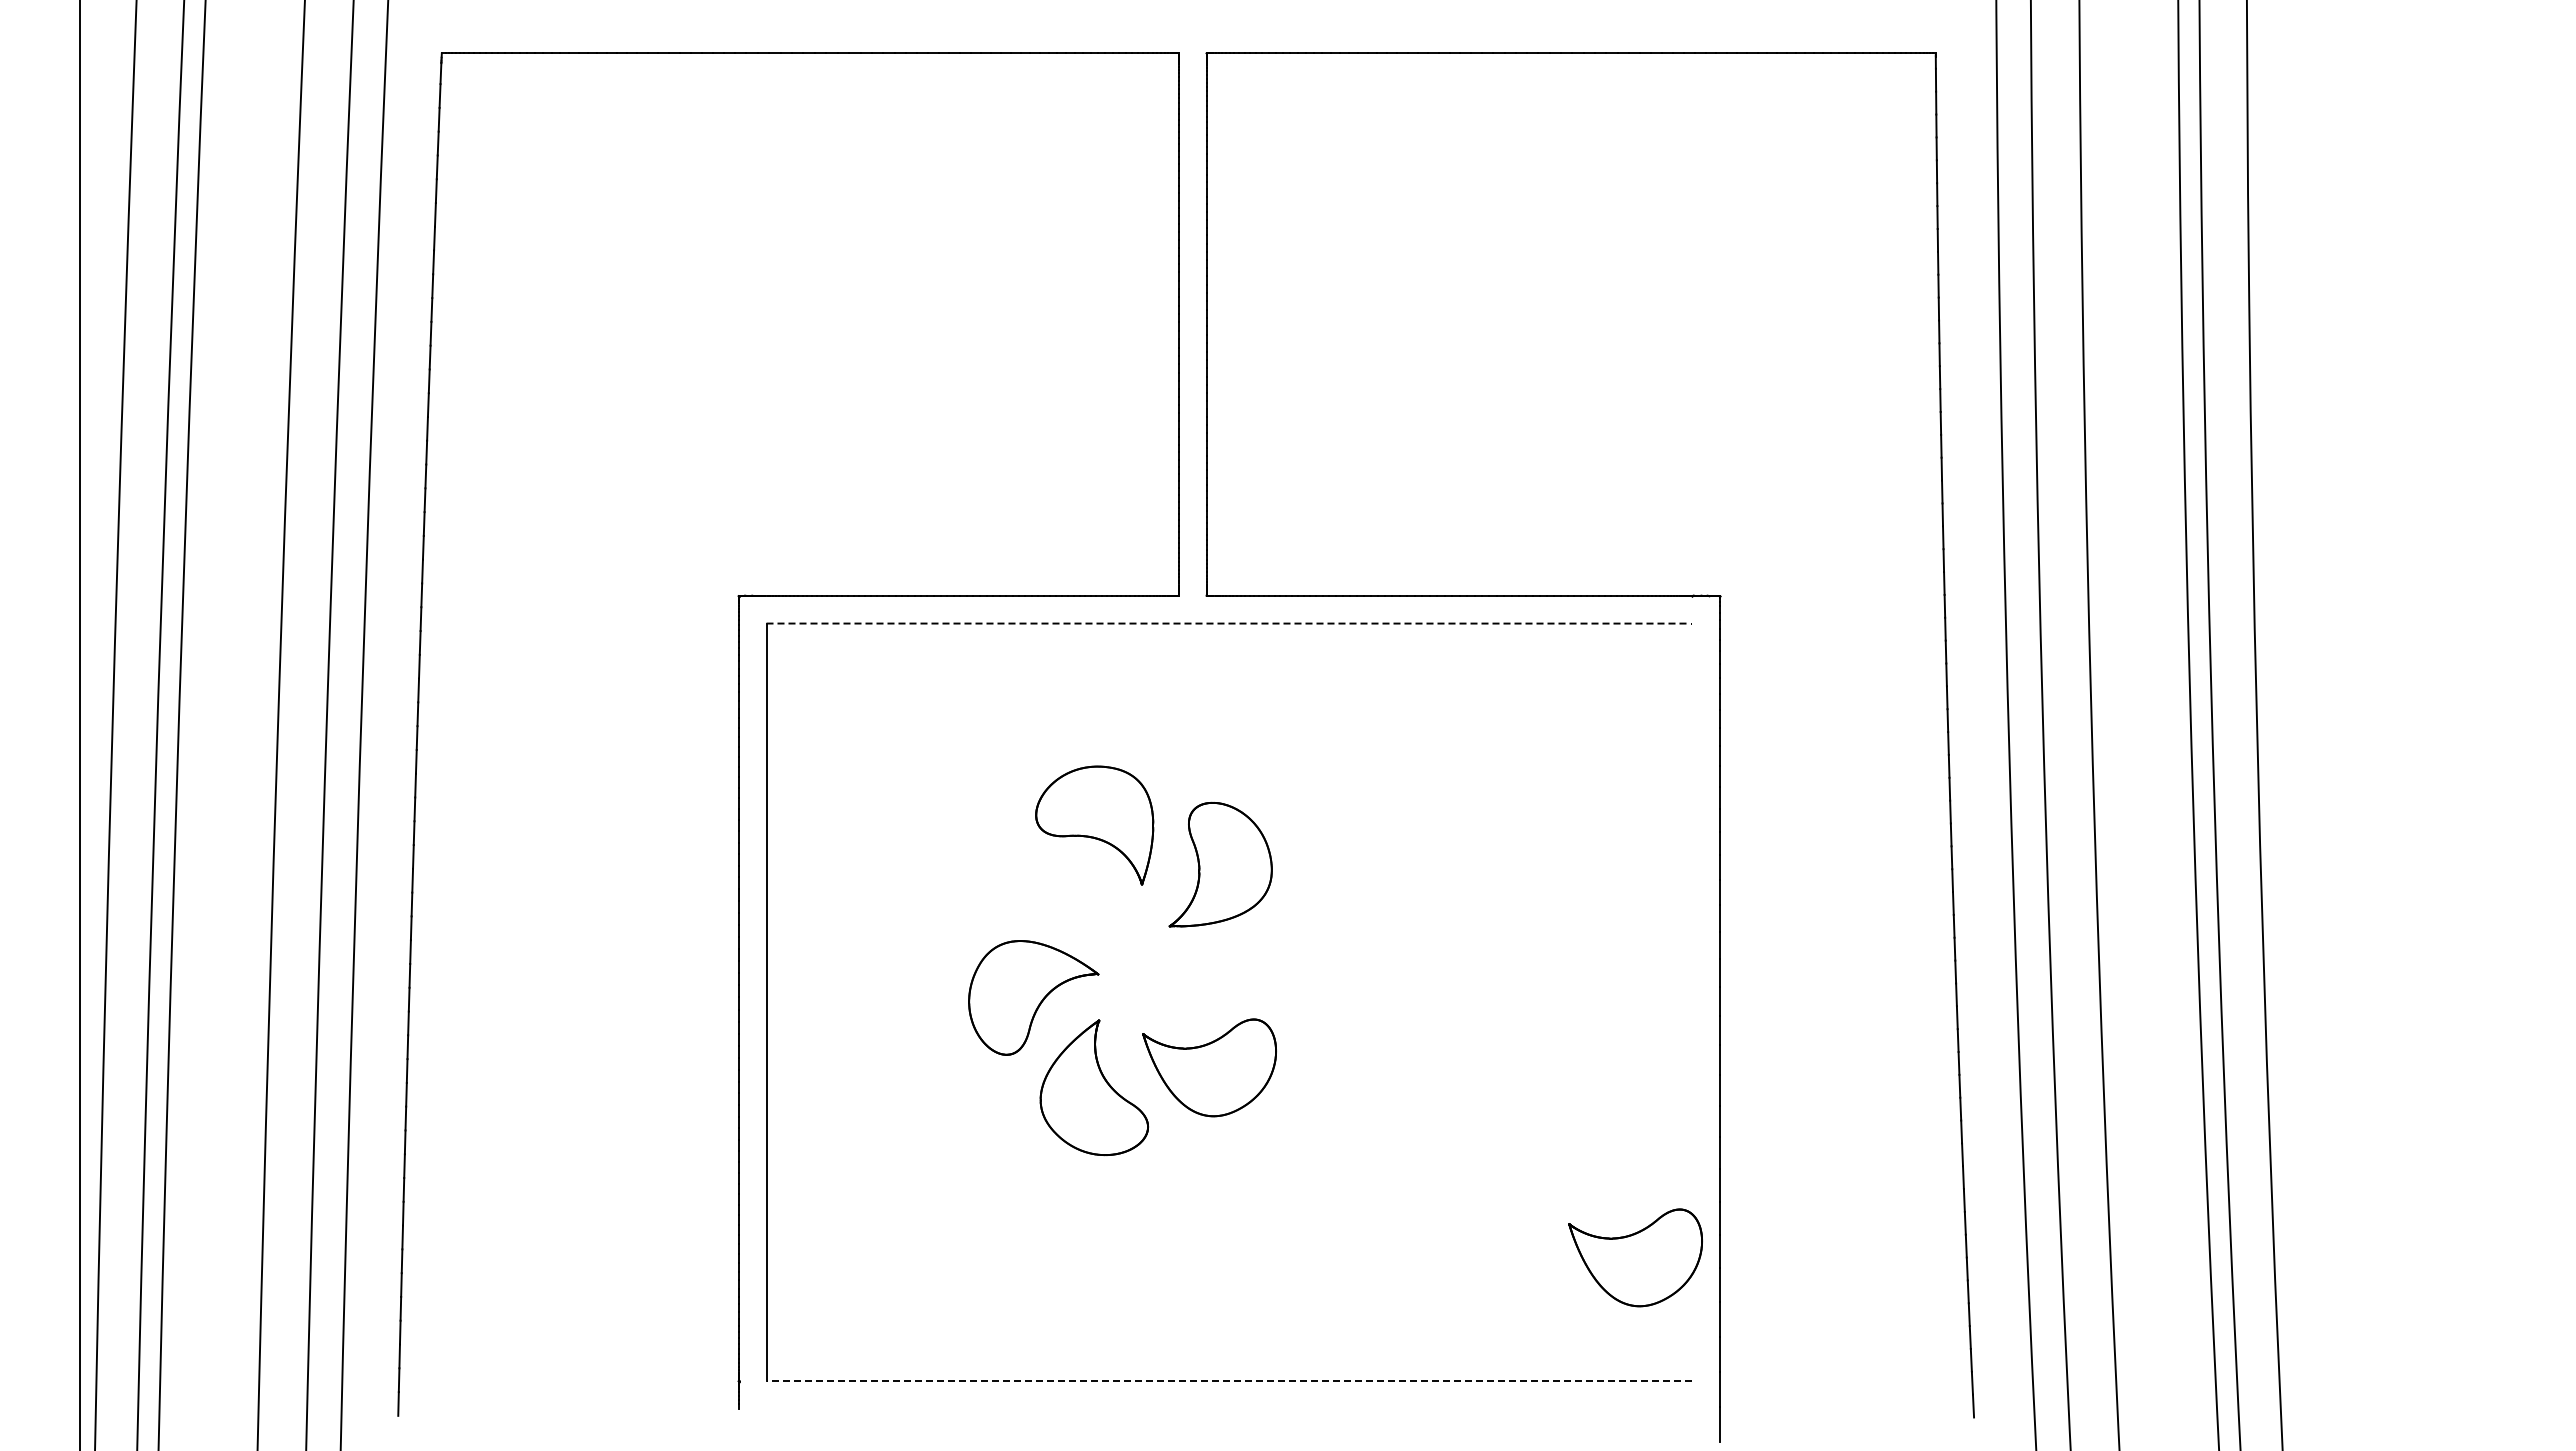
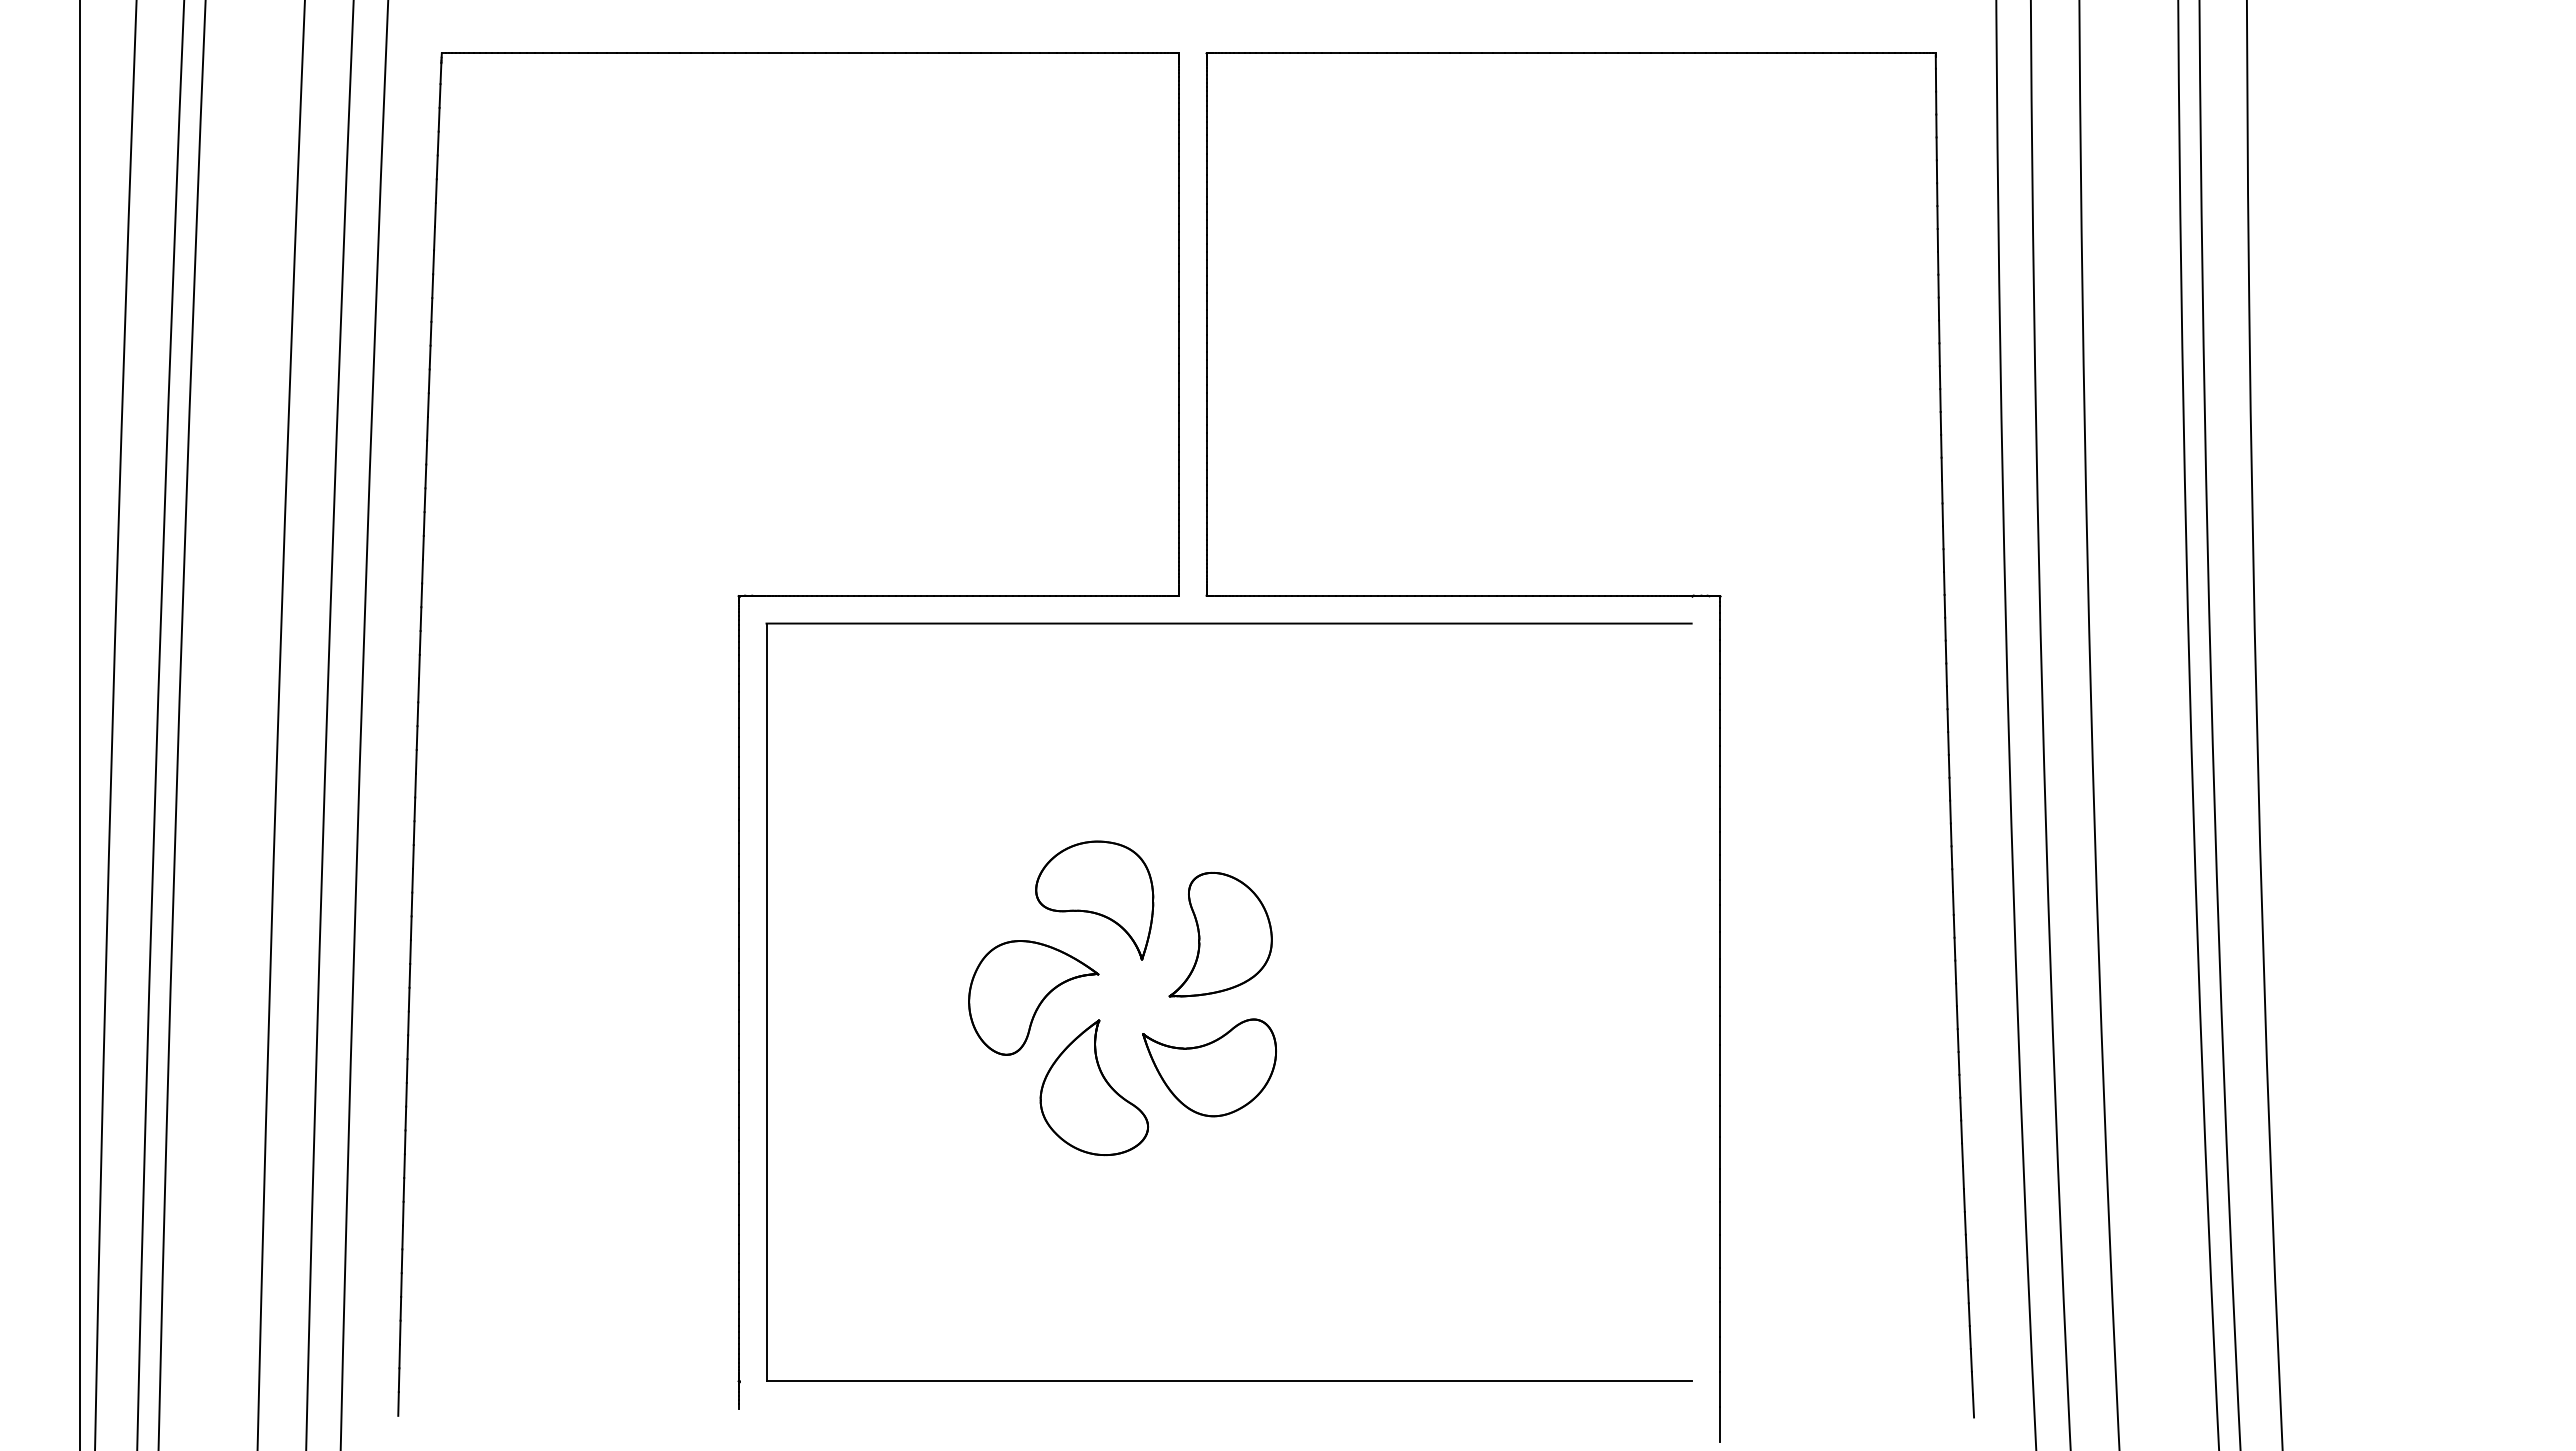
line: dashed -> solid (1229, 623)
part position: (1094, 825) -> (1094, 900) (1094, 900)
part position: (1220, 864) -> (1220, 934) (1220, 934)
part: present -> none (1635, 1257)
line: dashed -> solid (1229, 1380)
